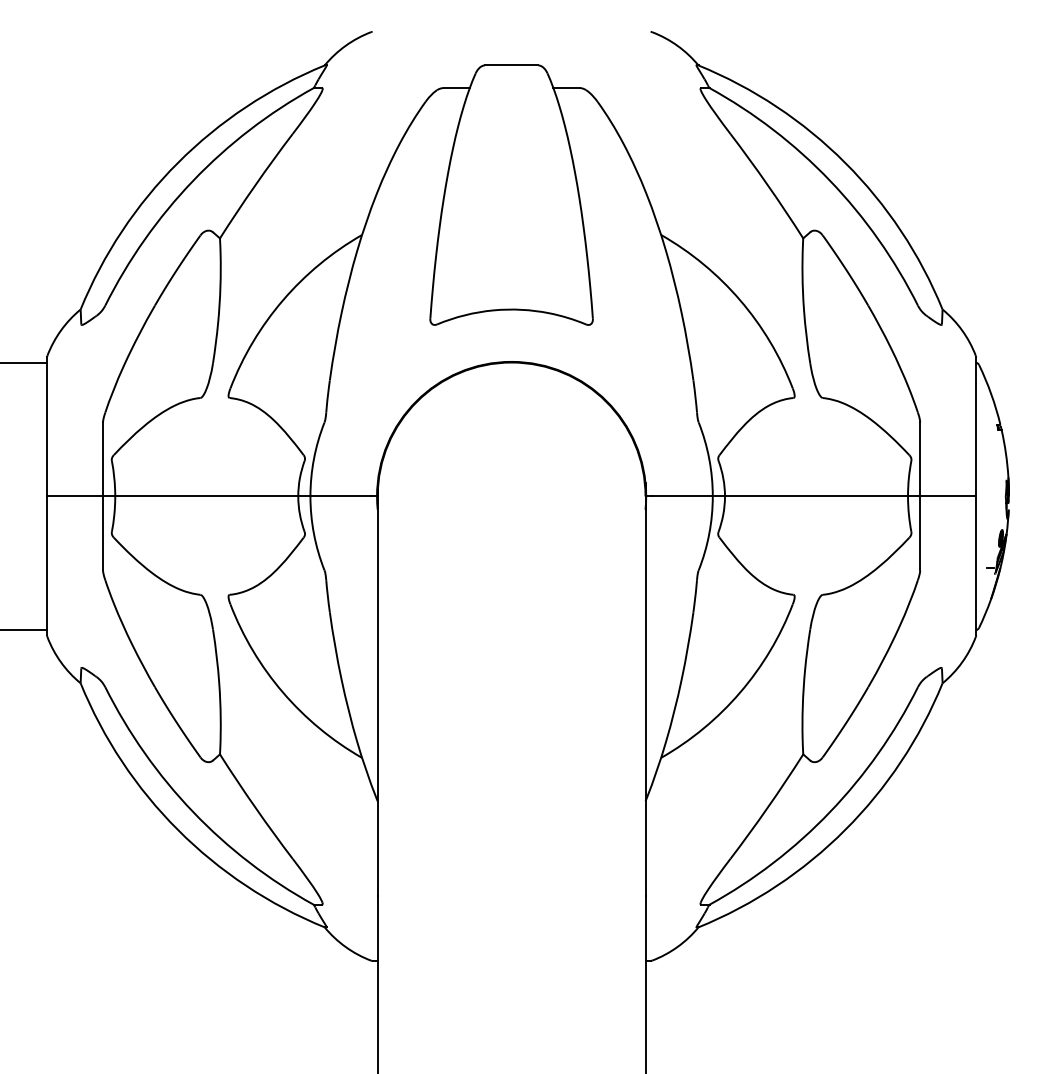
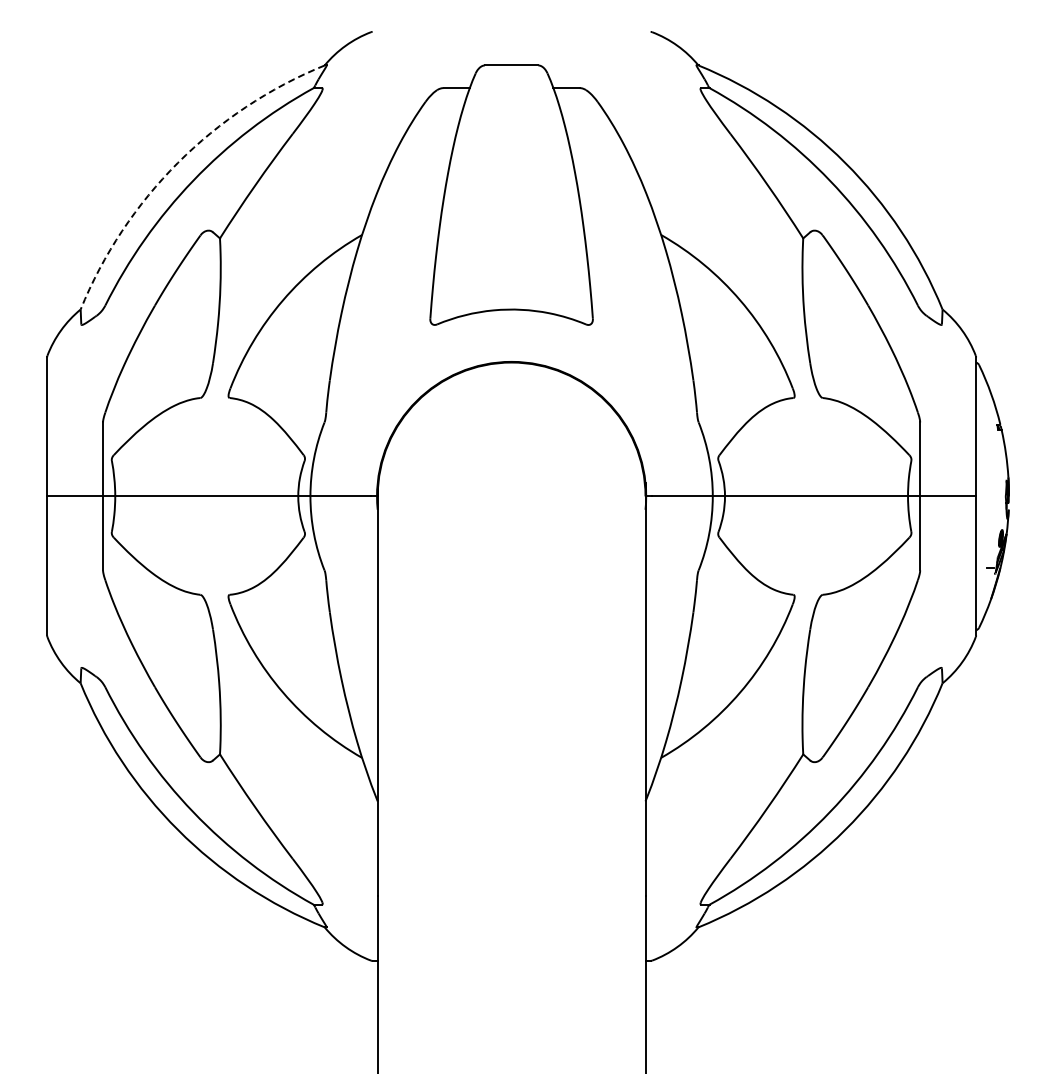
arc: solid -> dashed (178, 162)
line: present -> none (24, 362)
line: present -> none (24, 630)
